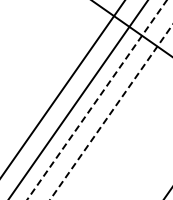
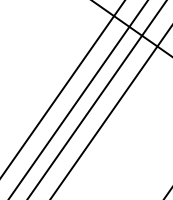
line: dashed -> solid (97, 100)
line: dashed -> solid (111, 112)
